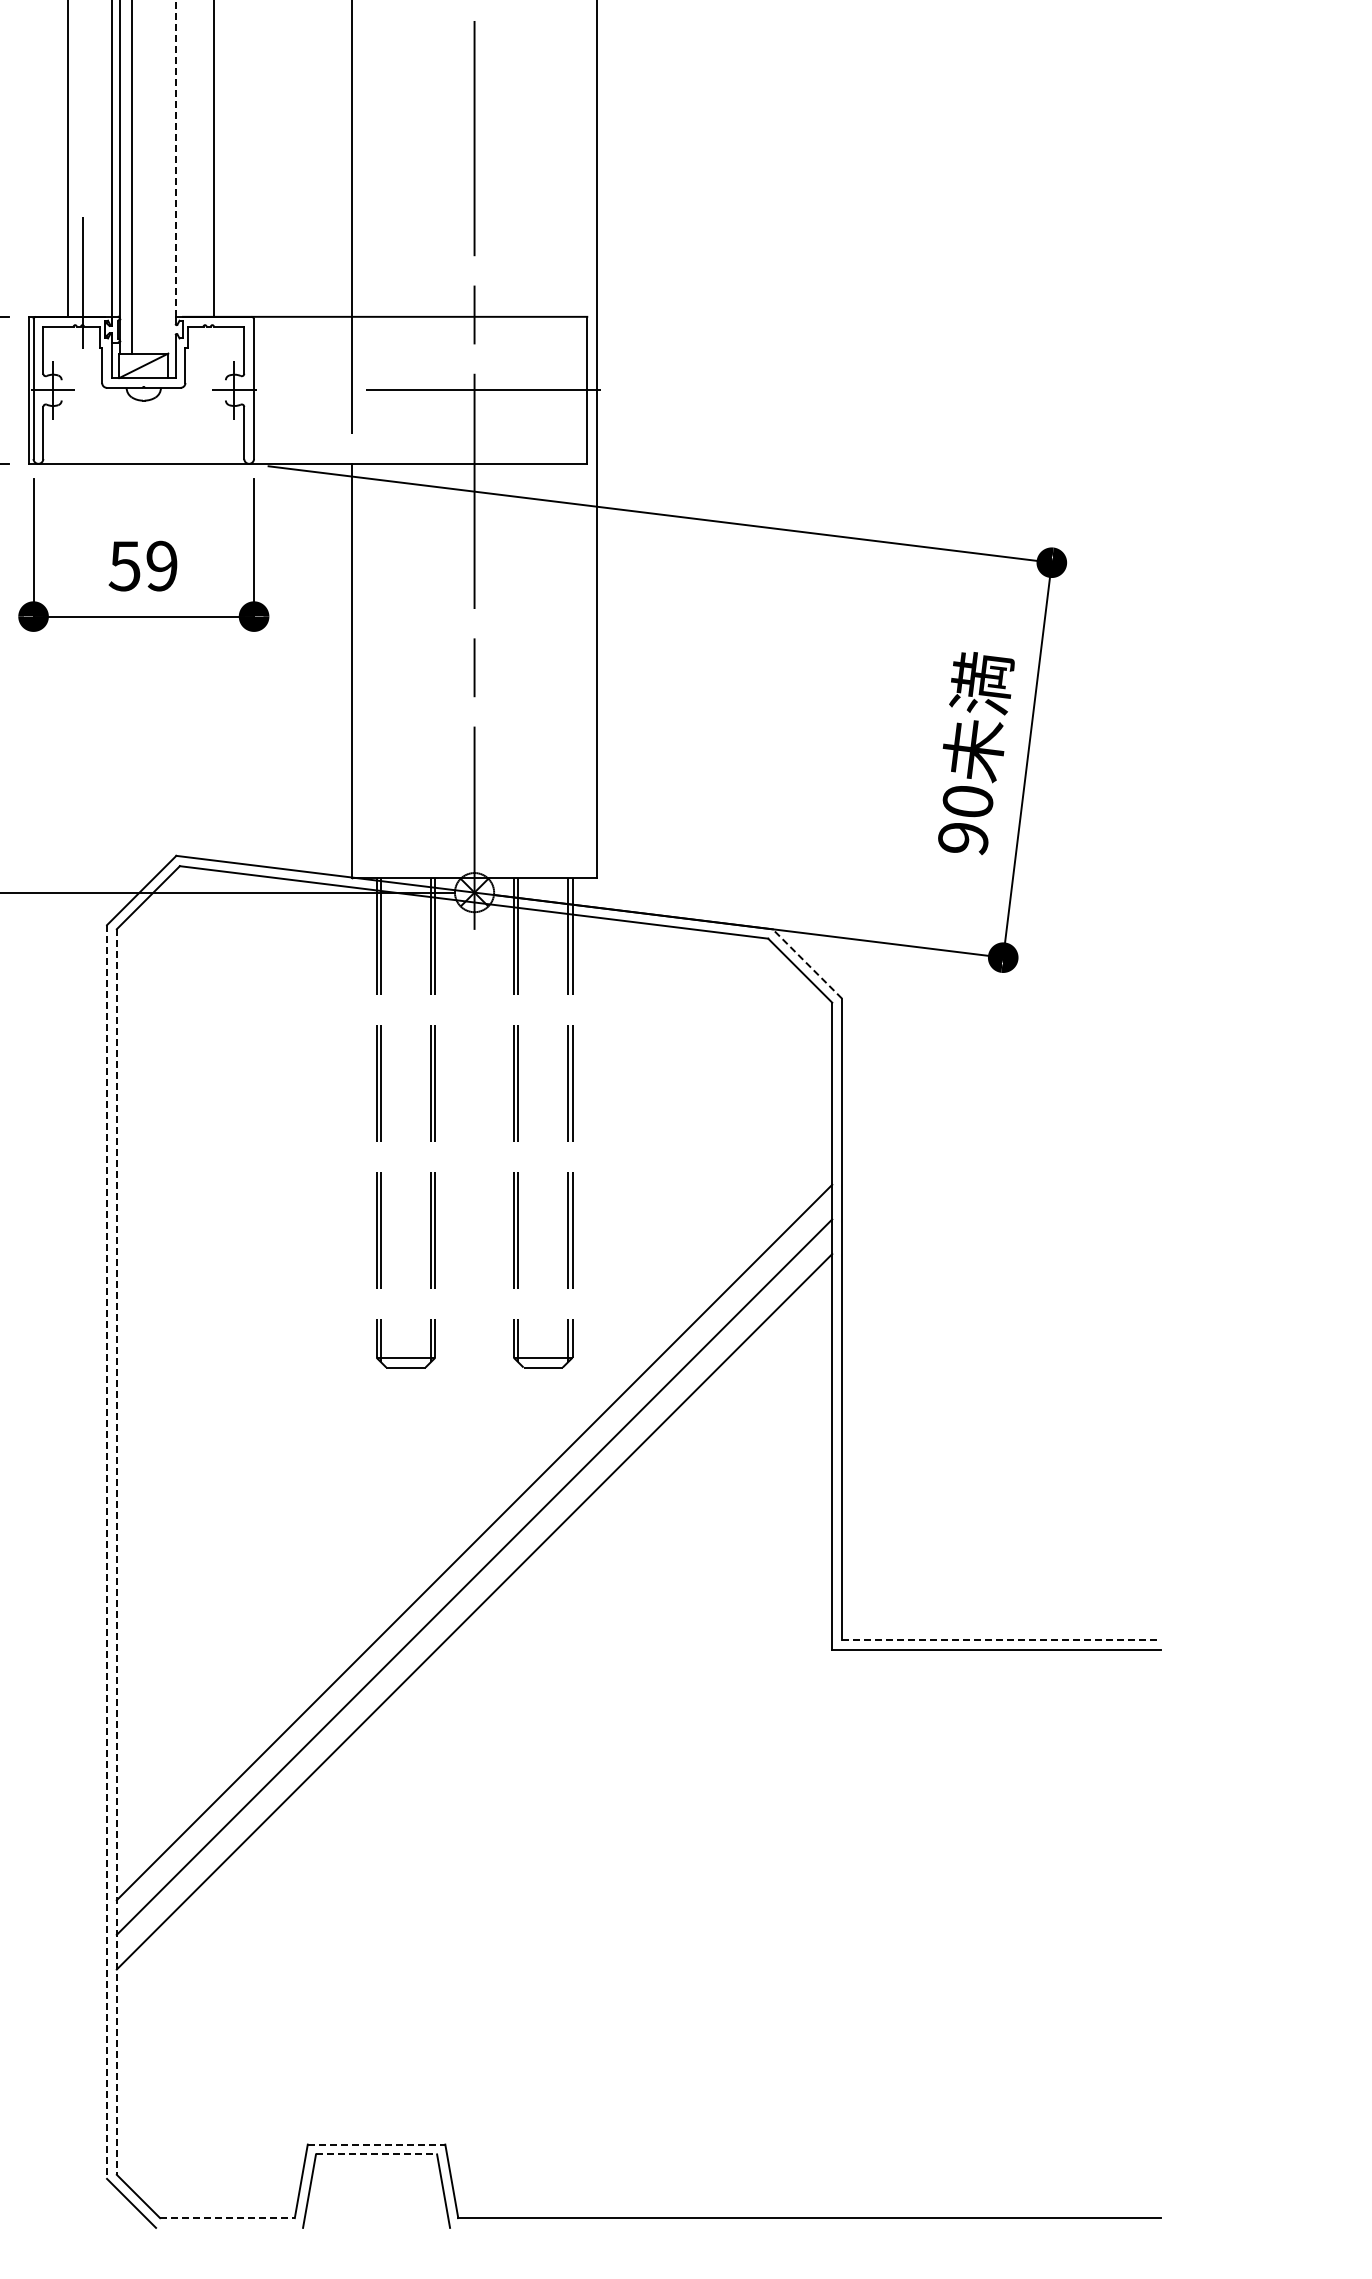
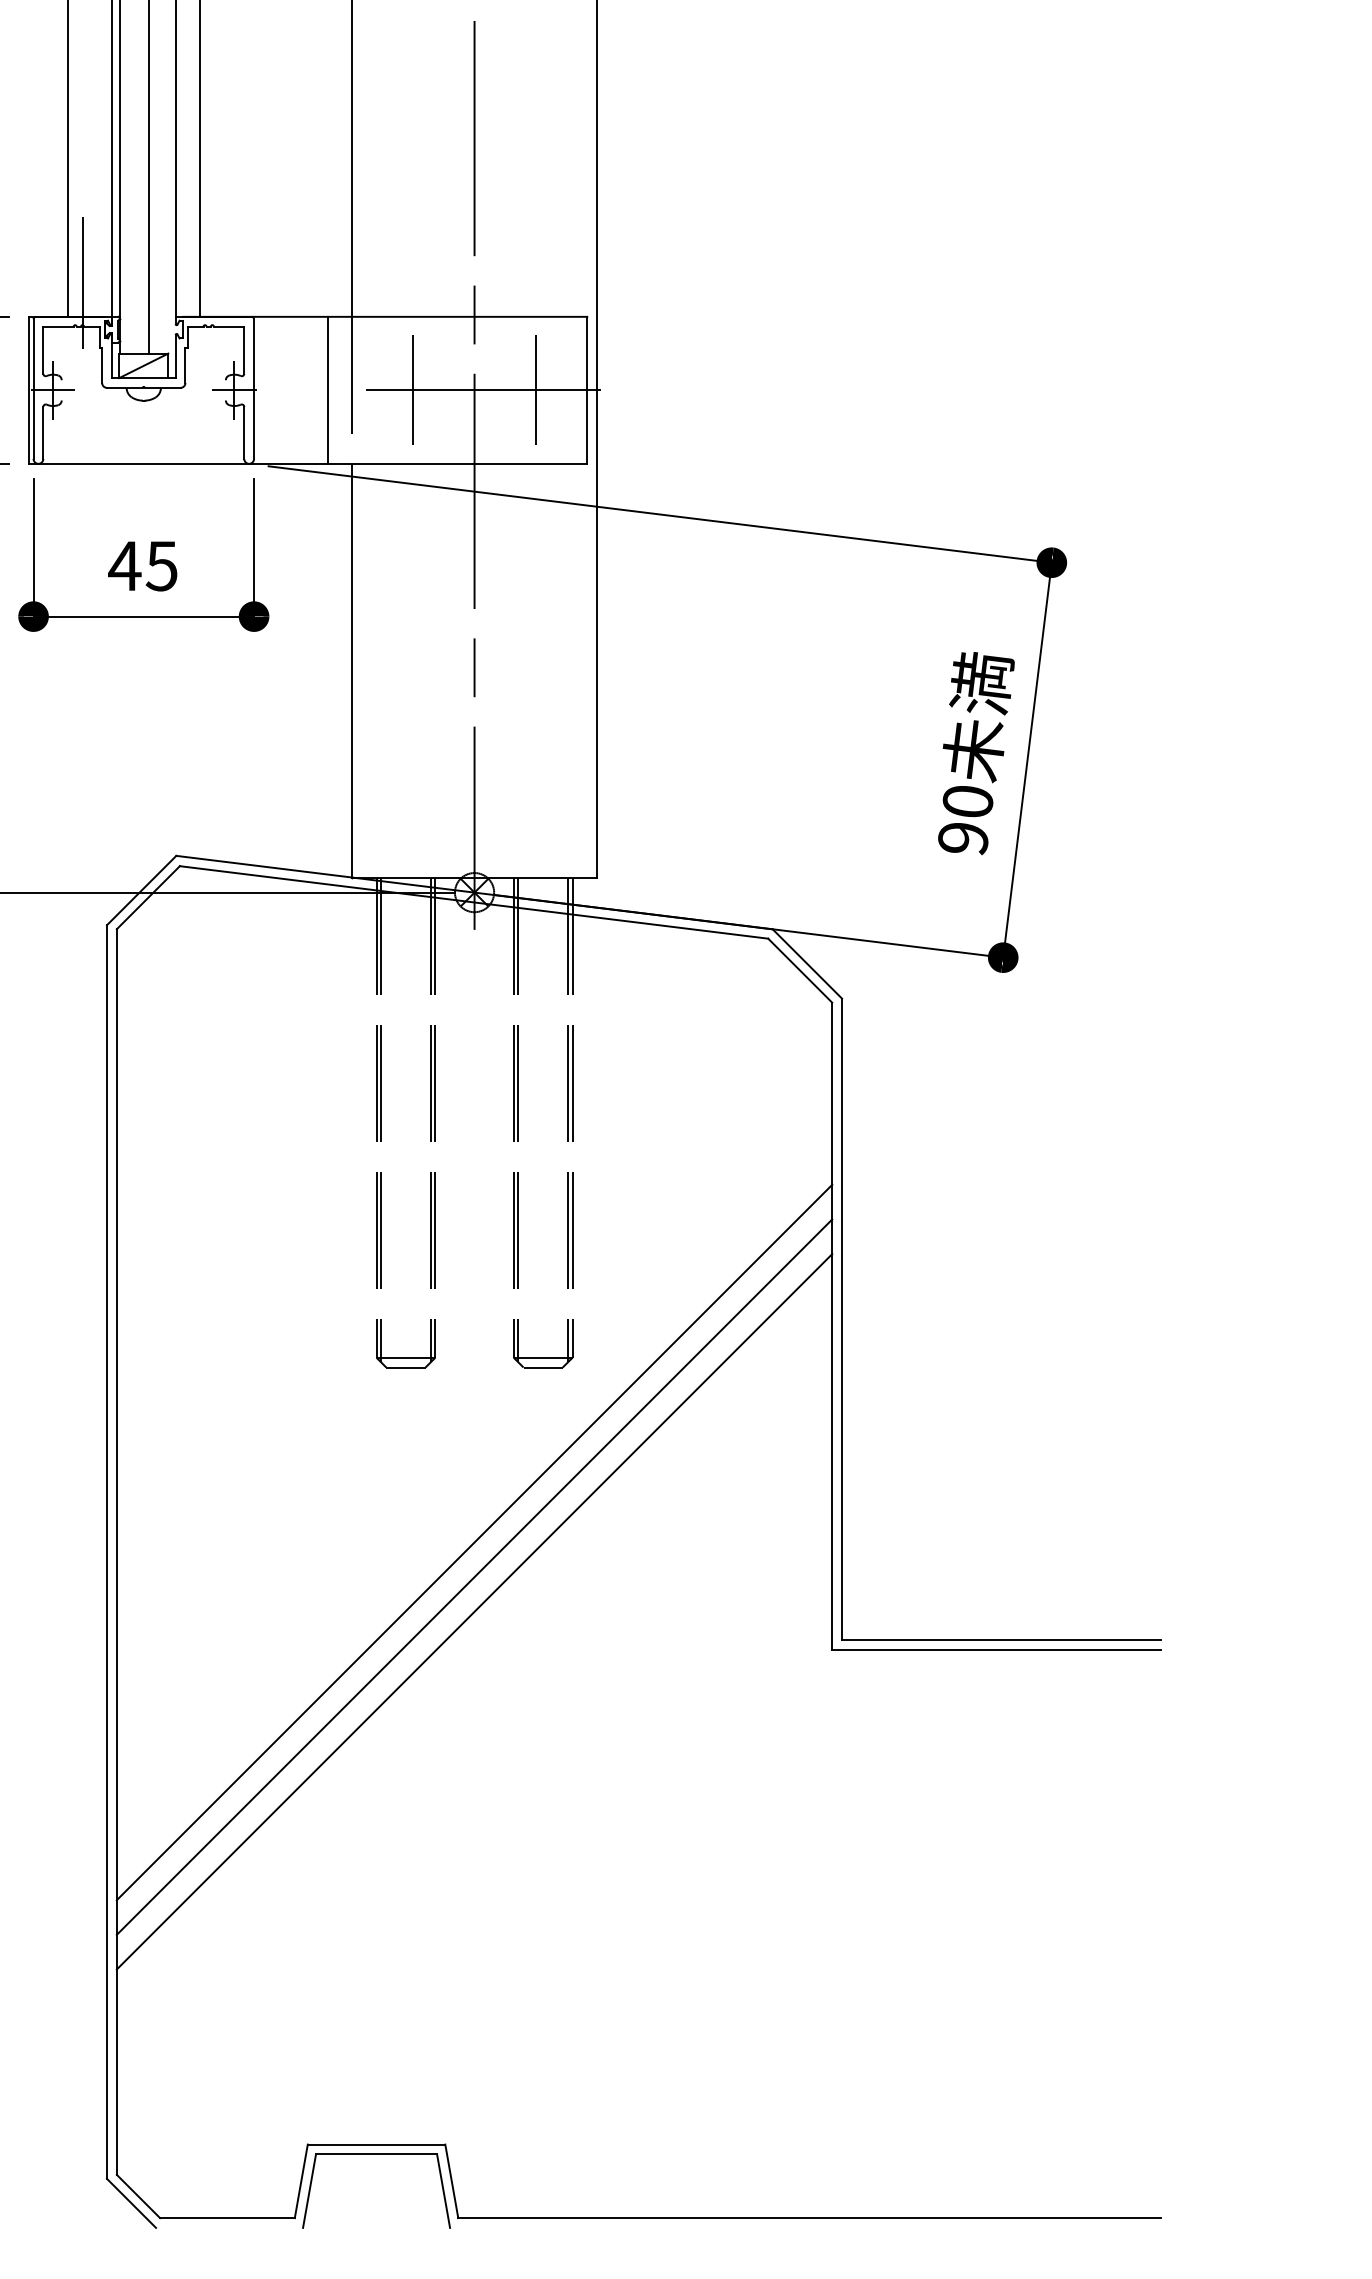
line: dashed -> solid (175, 157)
line position: (214, 159) -> (200, 159) (200, 159)
line position: (132, 177) -> (149, 177) (149, 177)
line: none -> present (327, 389)
line: none -> present (413, 390)
line: none -> present (535, 390)
text: 59 -> 45 (142, 565)
line: dashed -> solid (807, 964)
line: dashed -> solid (107, 1552)
line: dashed -> solid (116, 1552)
line: dashed -> solid (1002, 1639)
line: dashed -> solid (376, 2144)
line: dashed -> solid (376, 2154)
line: dashed -> solid (227, 2218)
